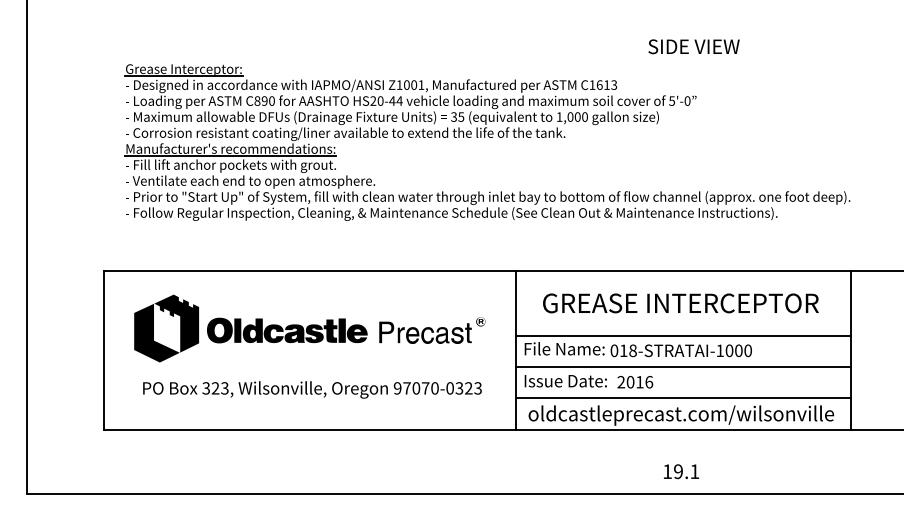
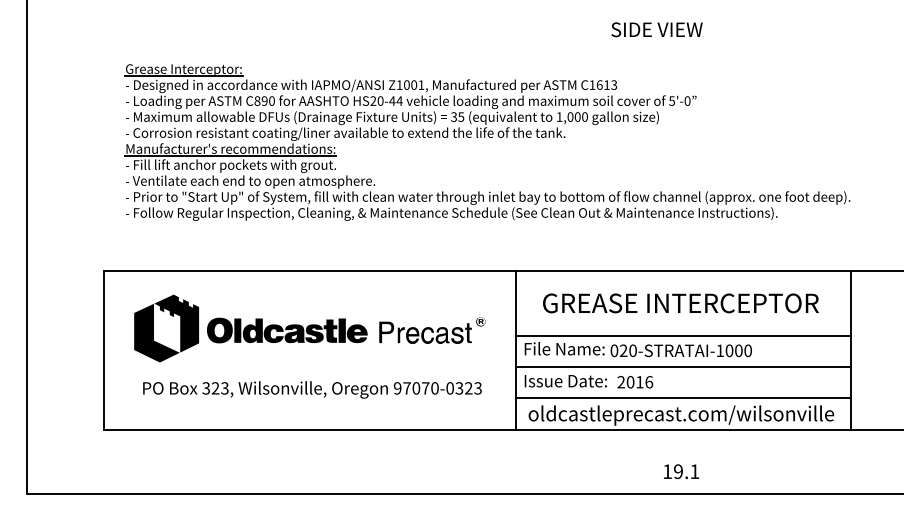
text position: (693, 46) -> (656, 29) (656, 29)
text: 018-STRATAI-1000 -> 020-STRATAI-1000 (627, 350)
